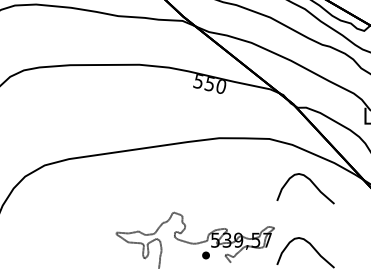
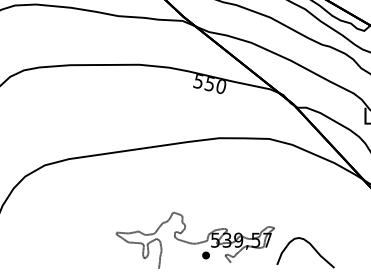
part: present -> none (312, 184)
